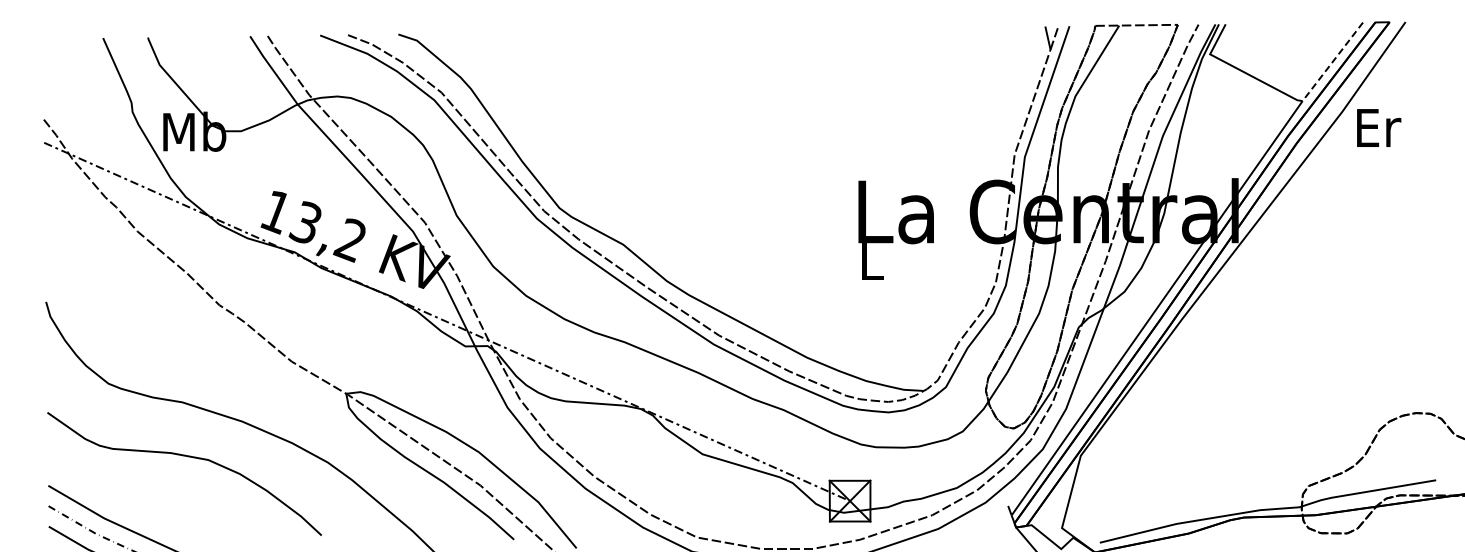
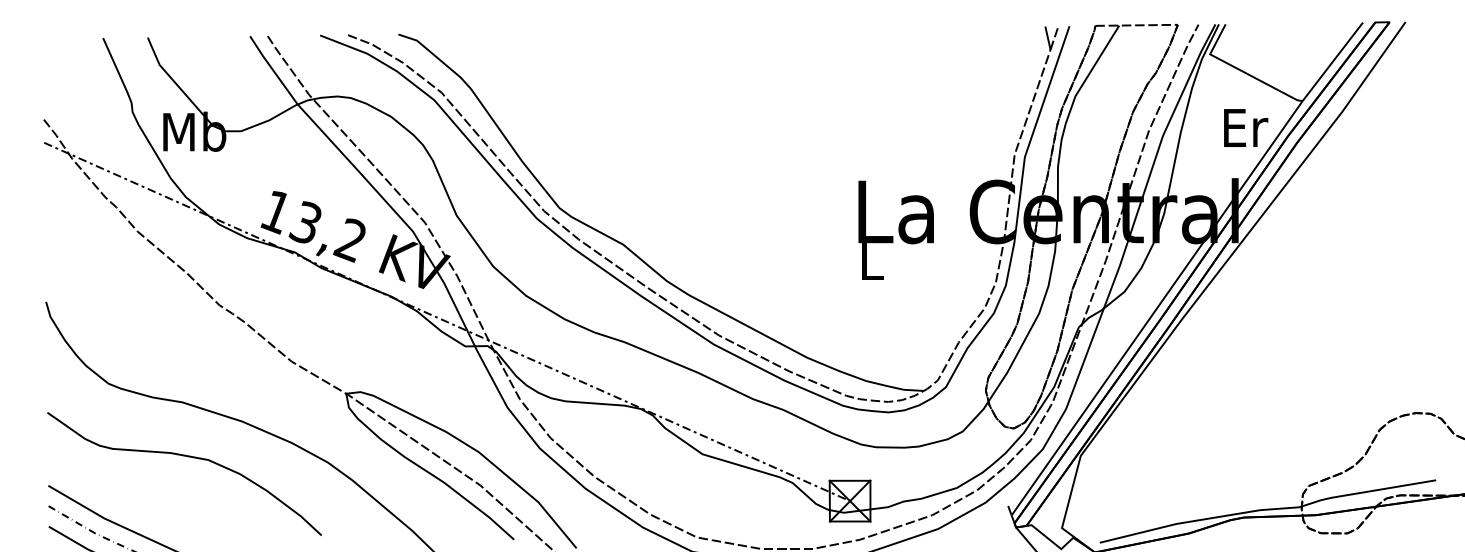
line: dashed -> solid (1332, 61)
text position: (1379, 127) -> (1246, 127) (1246, 127)
